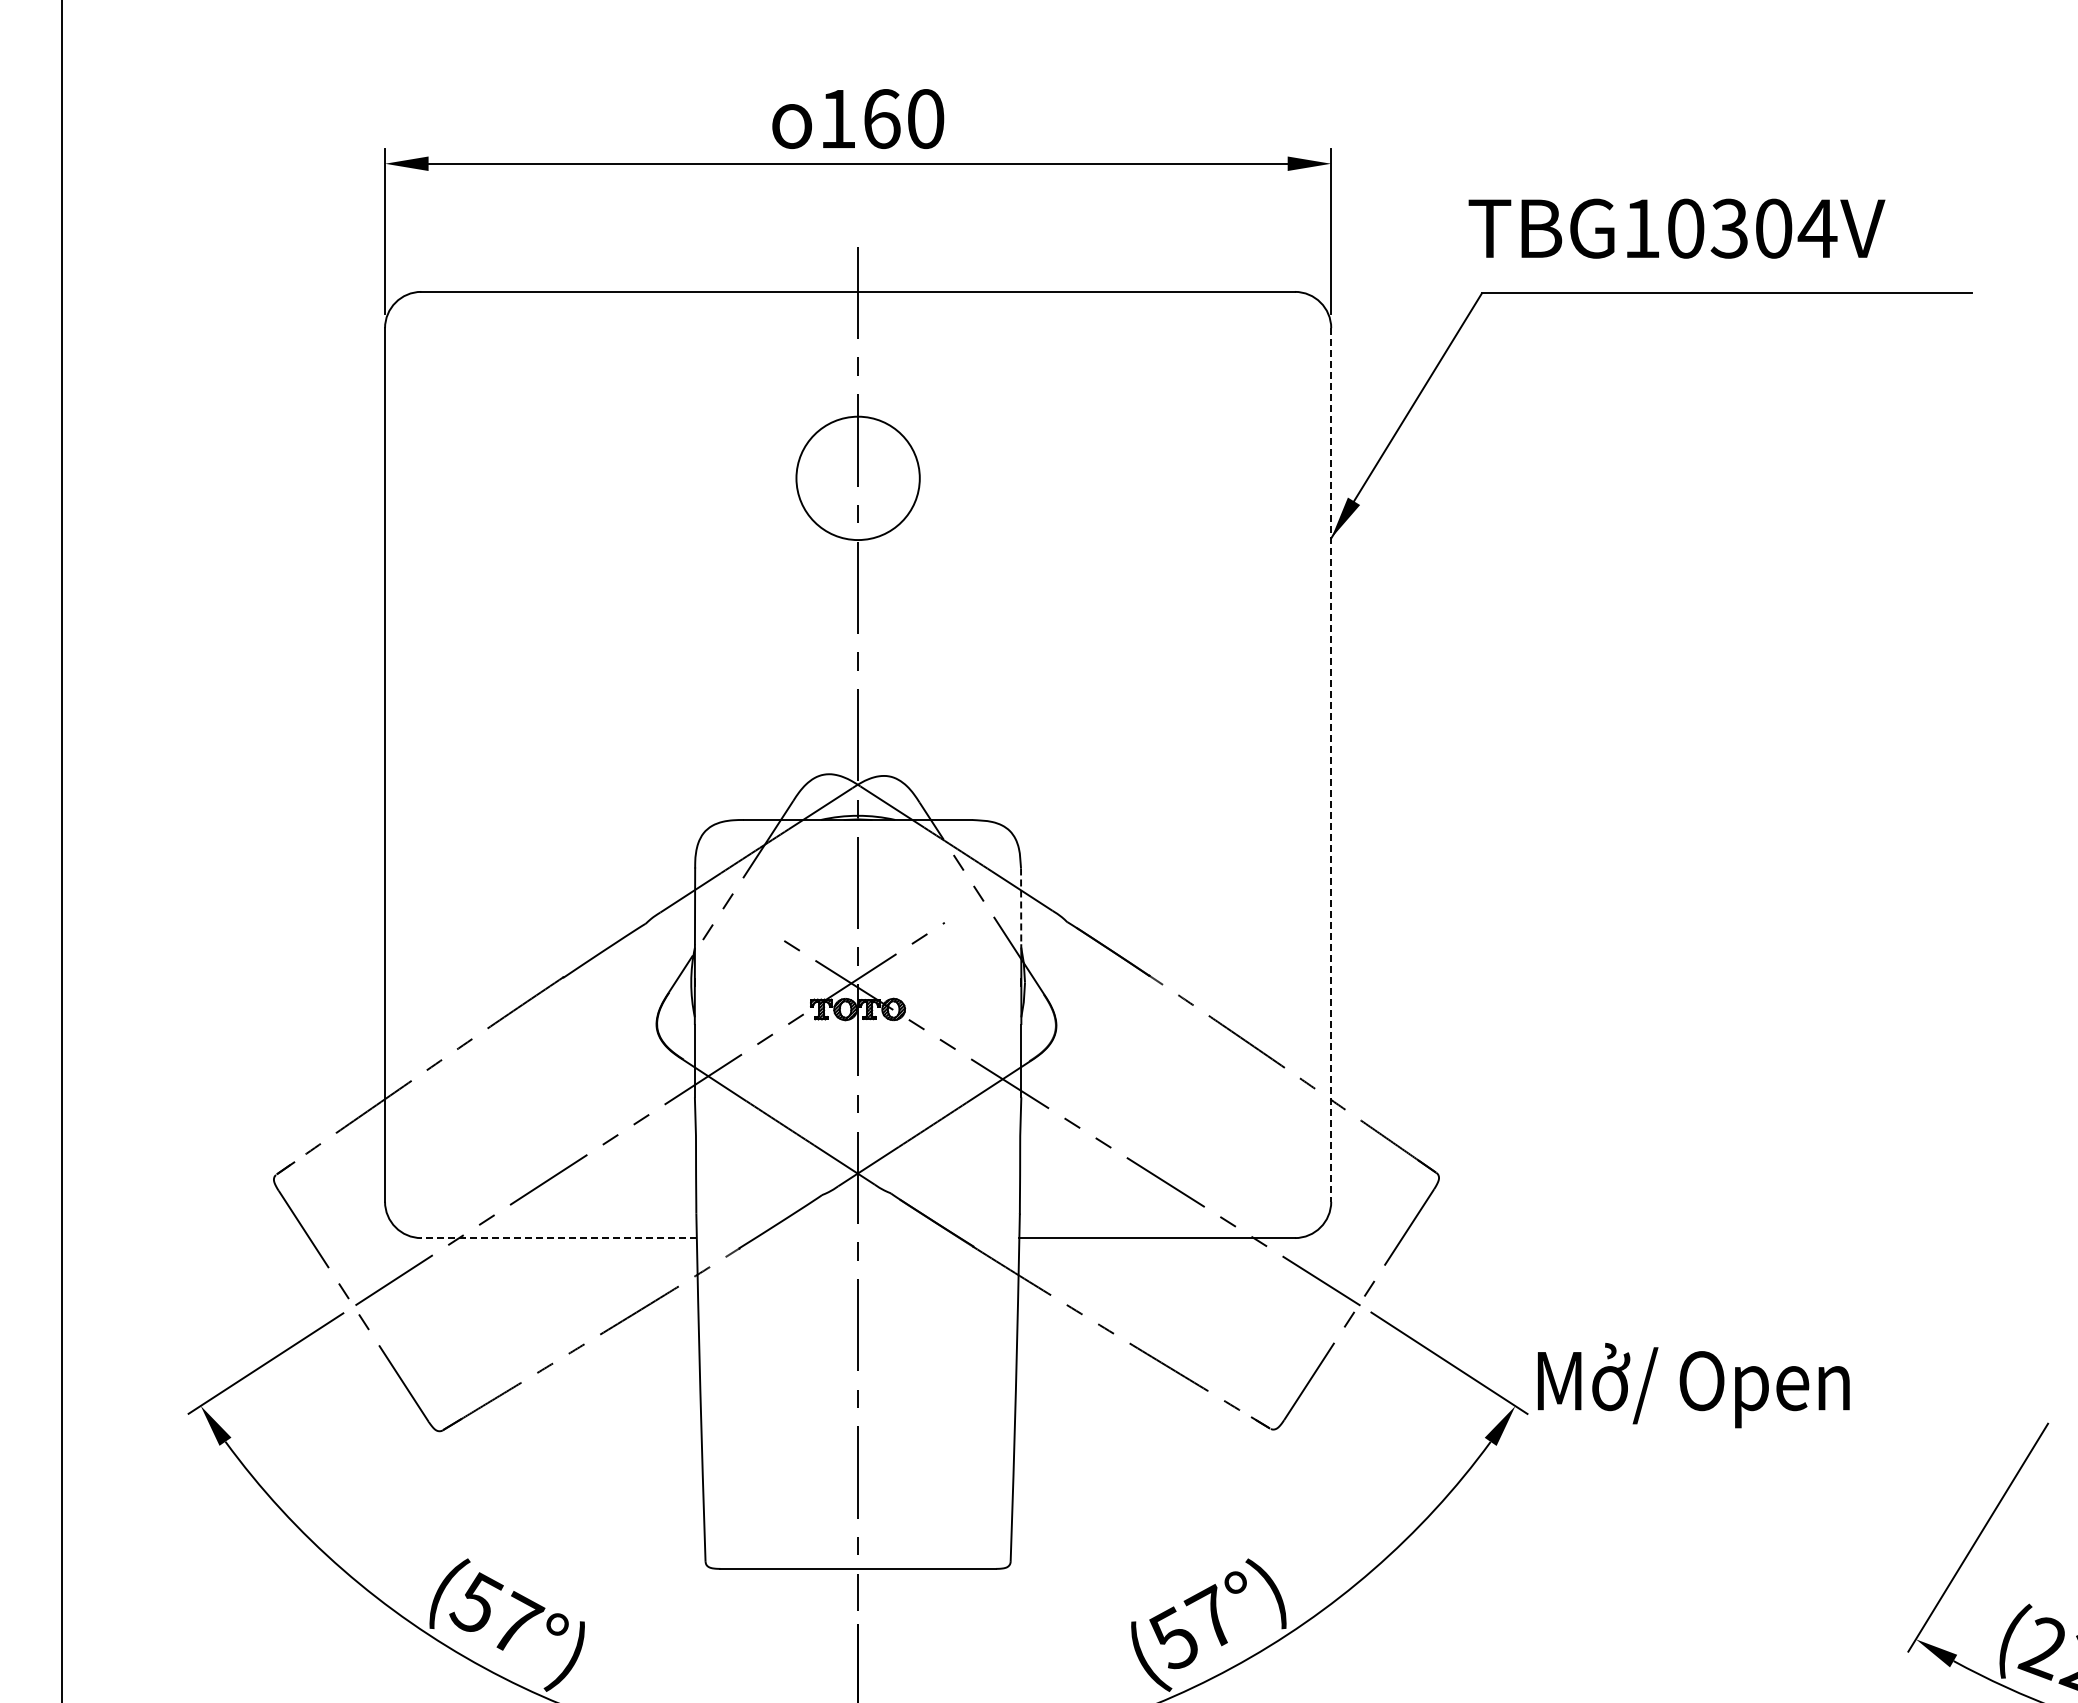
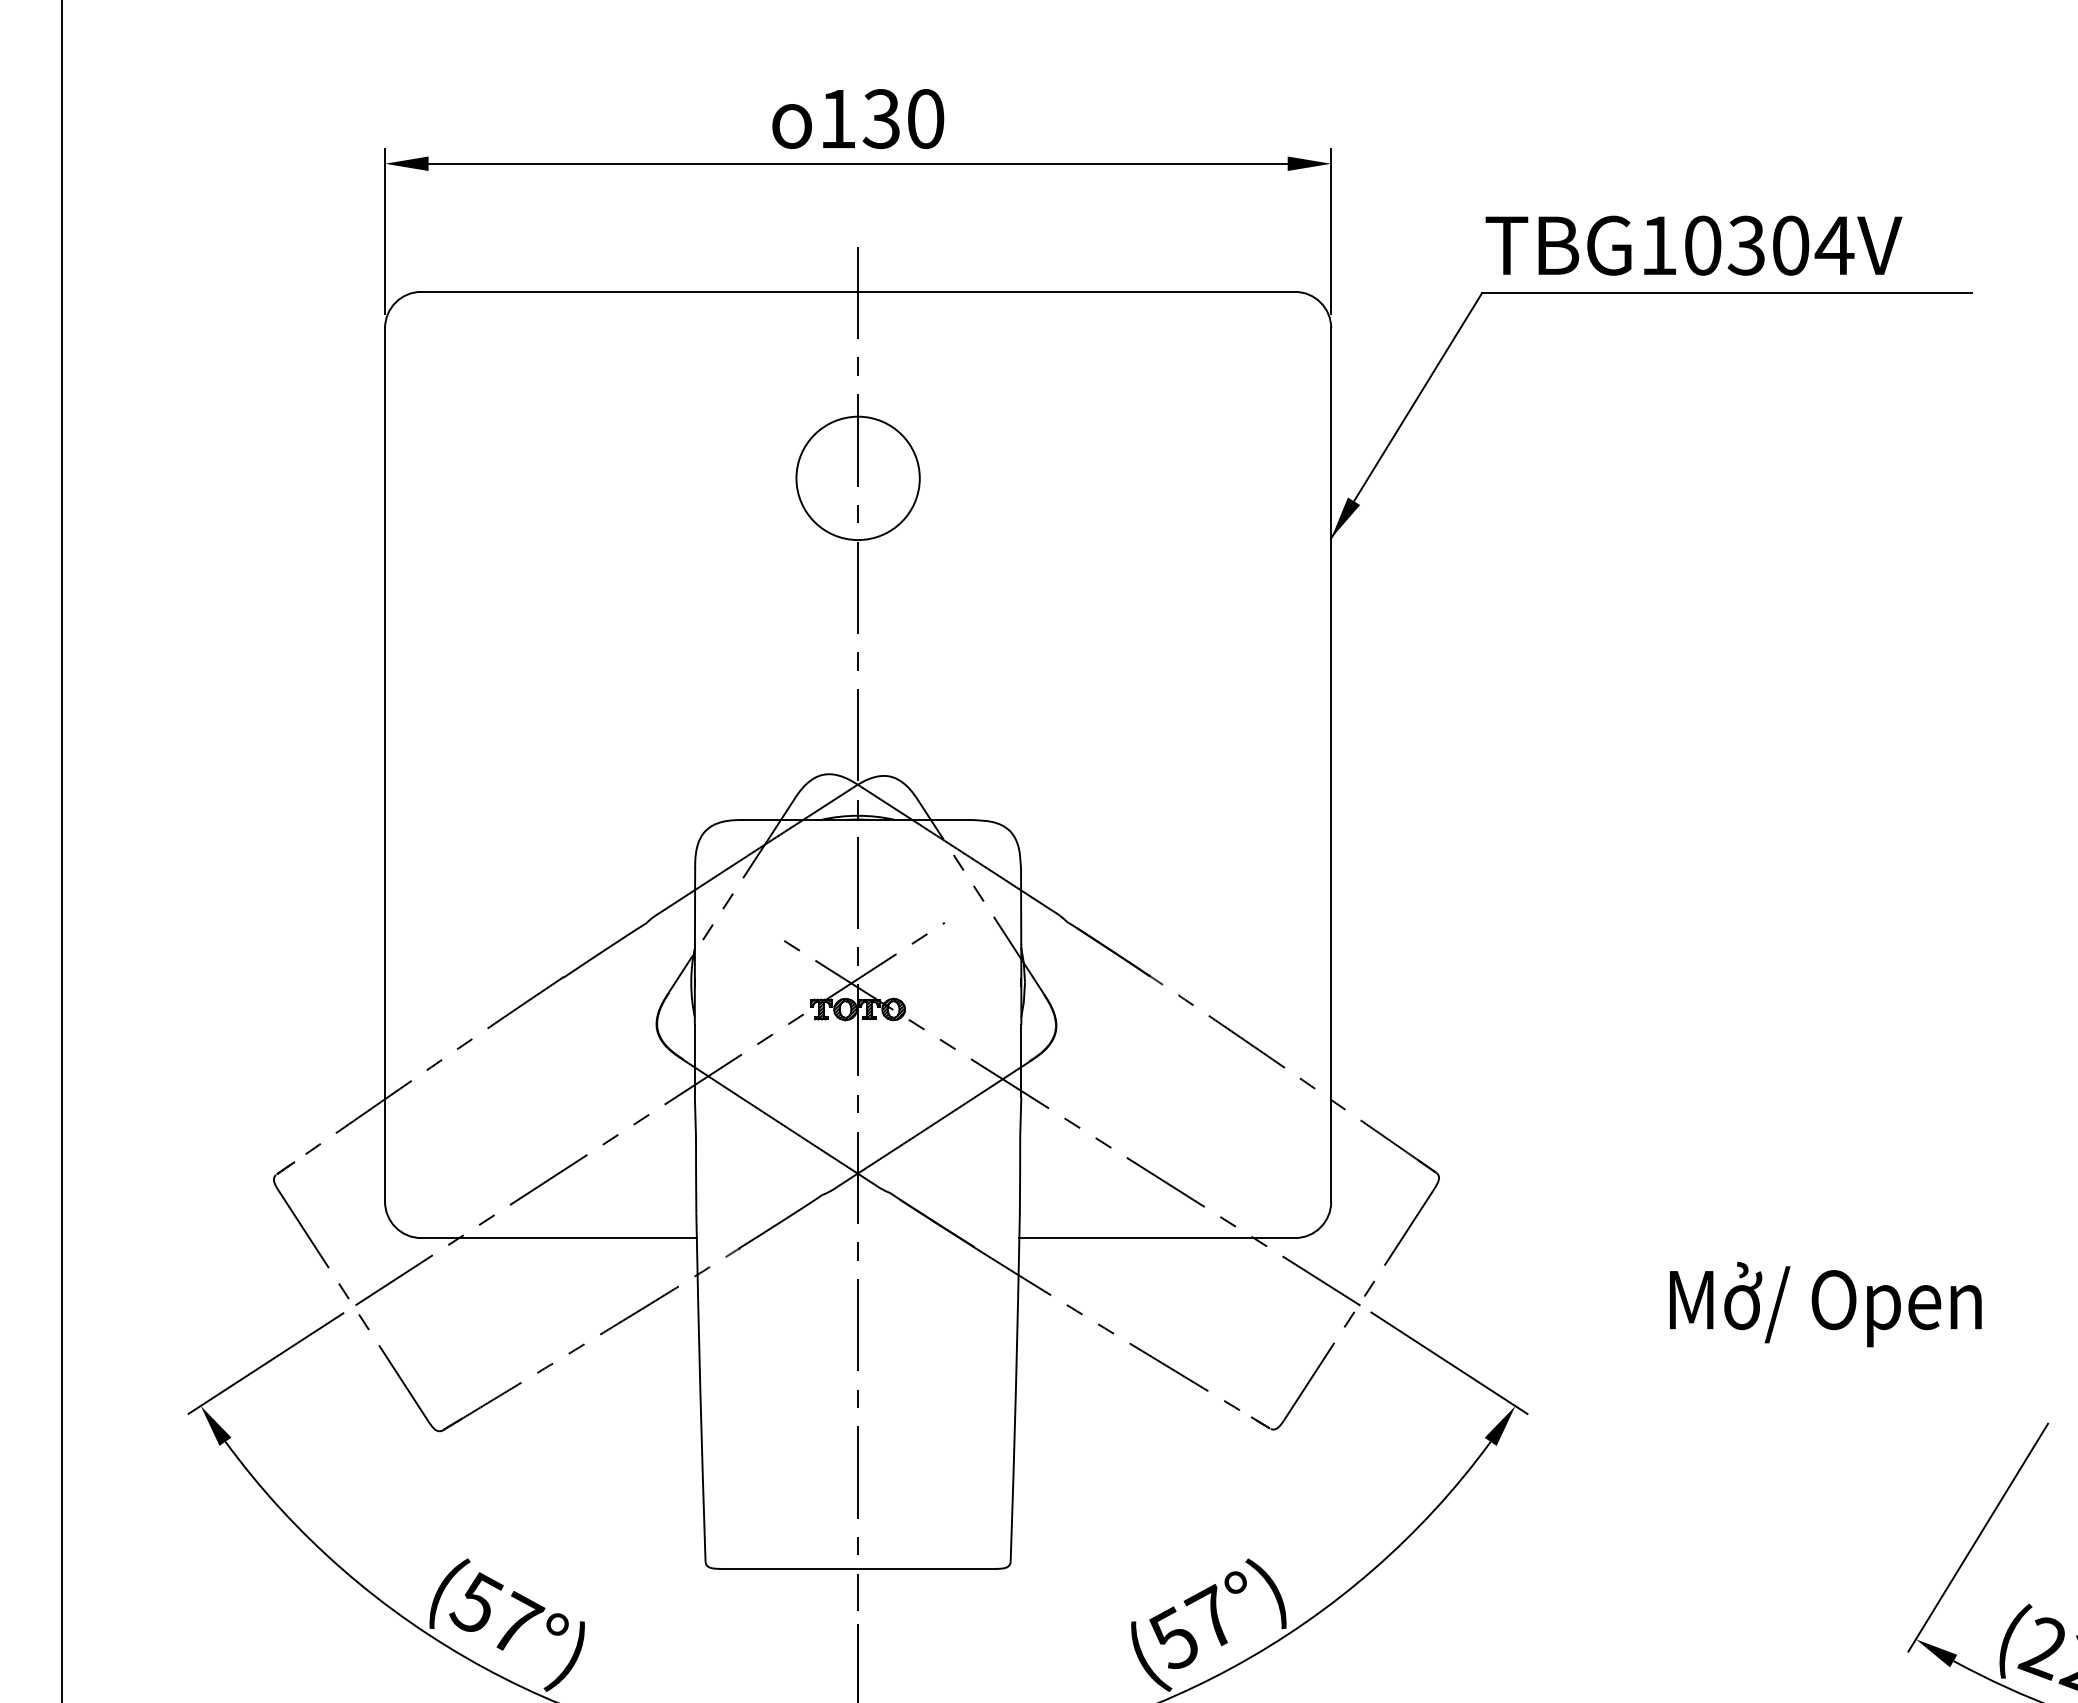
text: 160 -> 130 (881, 119)
text position: (1676, 228) -> (1693, 245) (1693, 245)
line: dashed -> solid (1331, 764)
line: dashed -> solid (1021, 906)
line: dashed -> solid (559, 1238)
text position: (1693, 1385) -> (1825, 1304) (1825, 1304)
